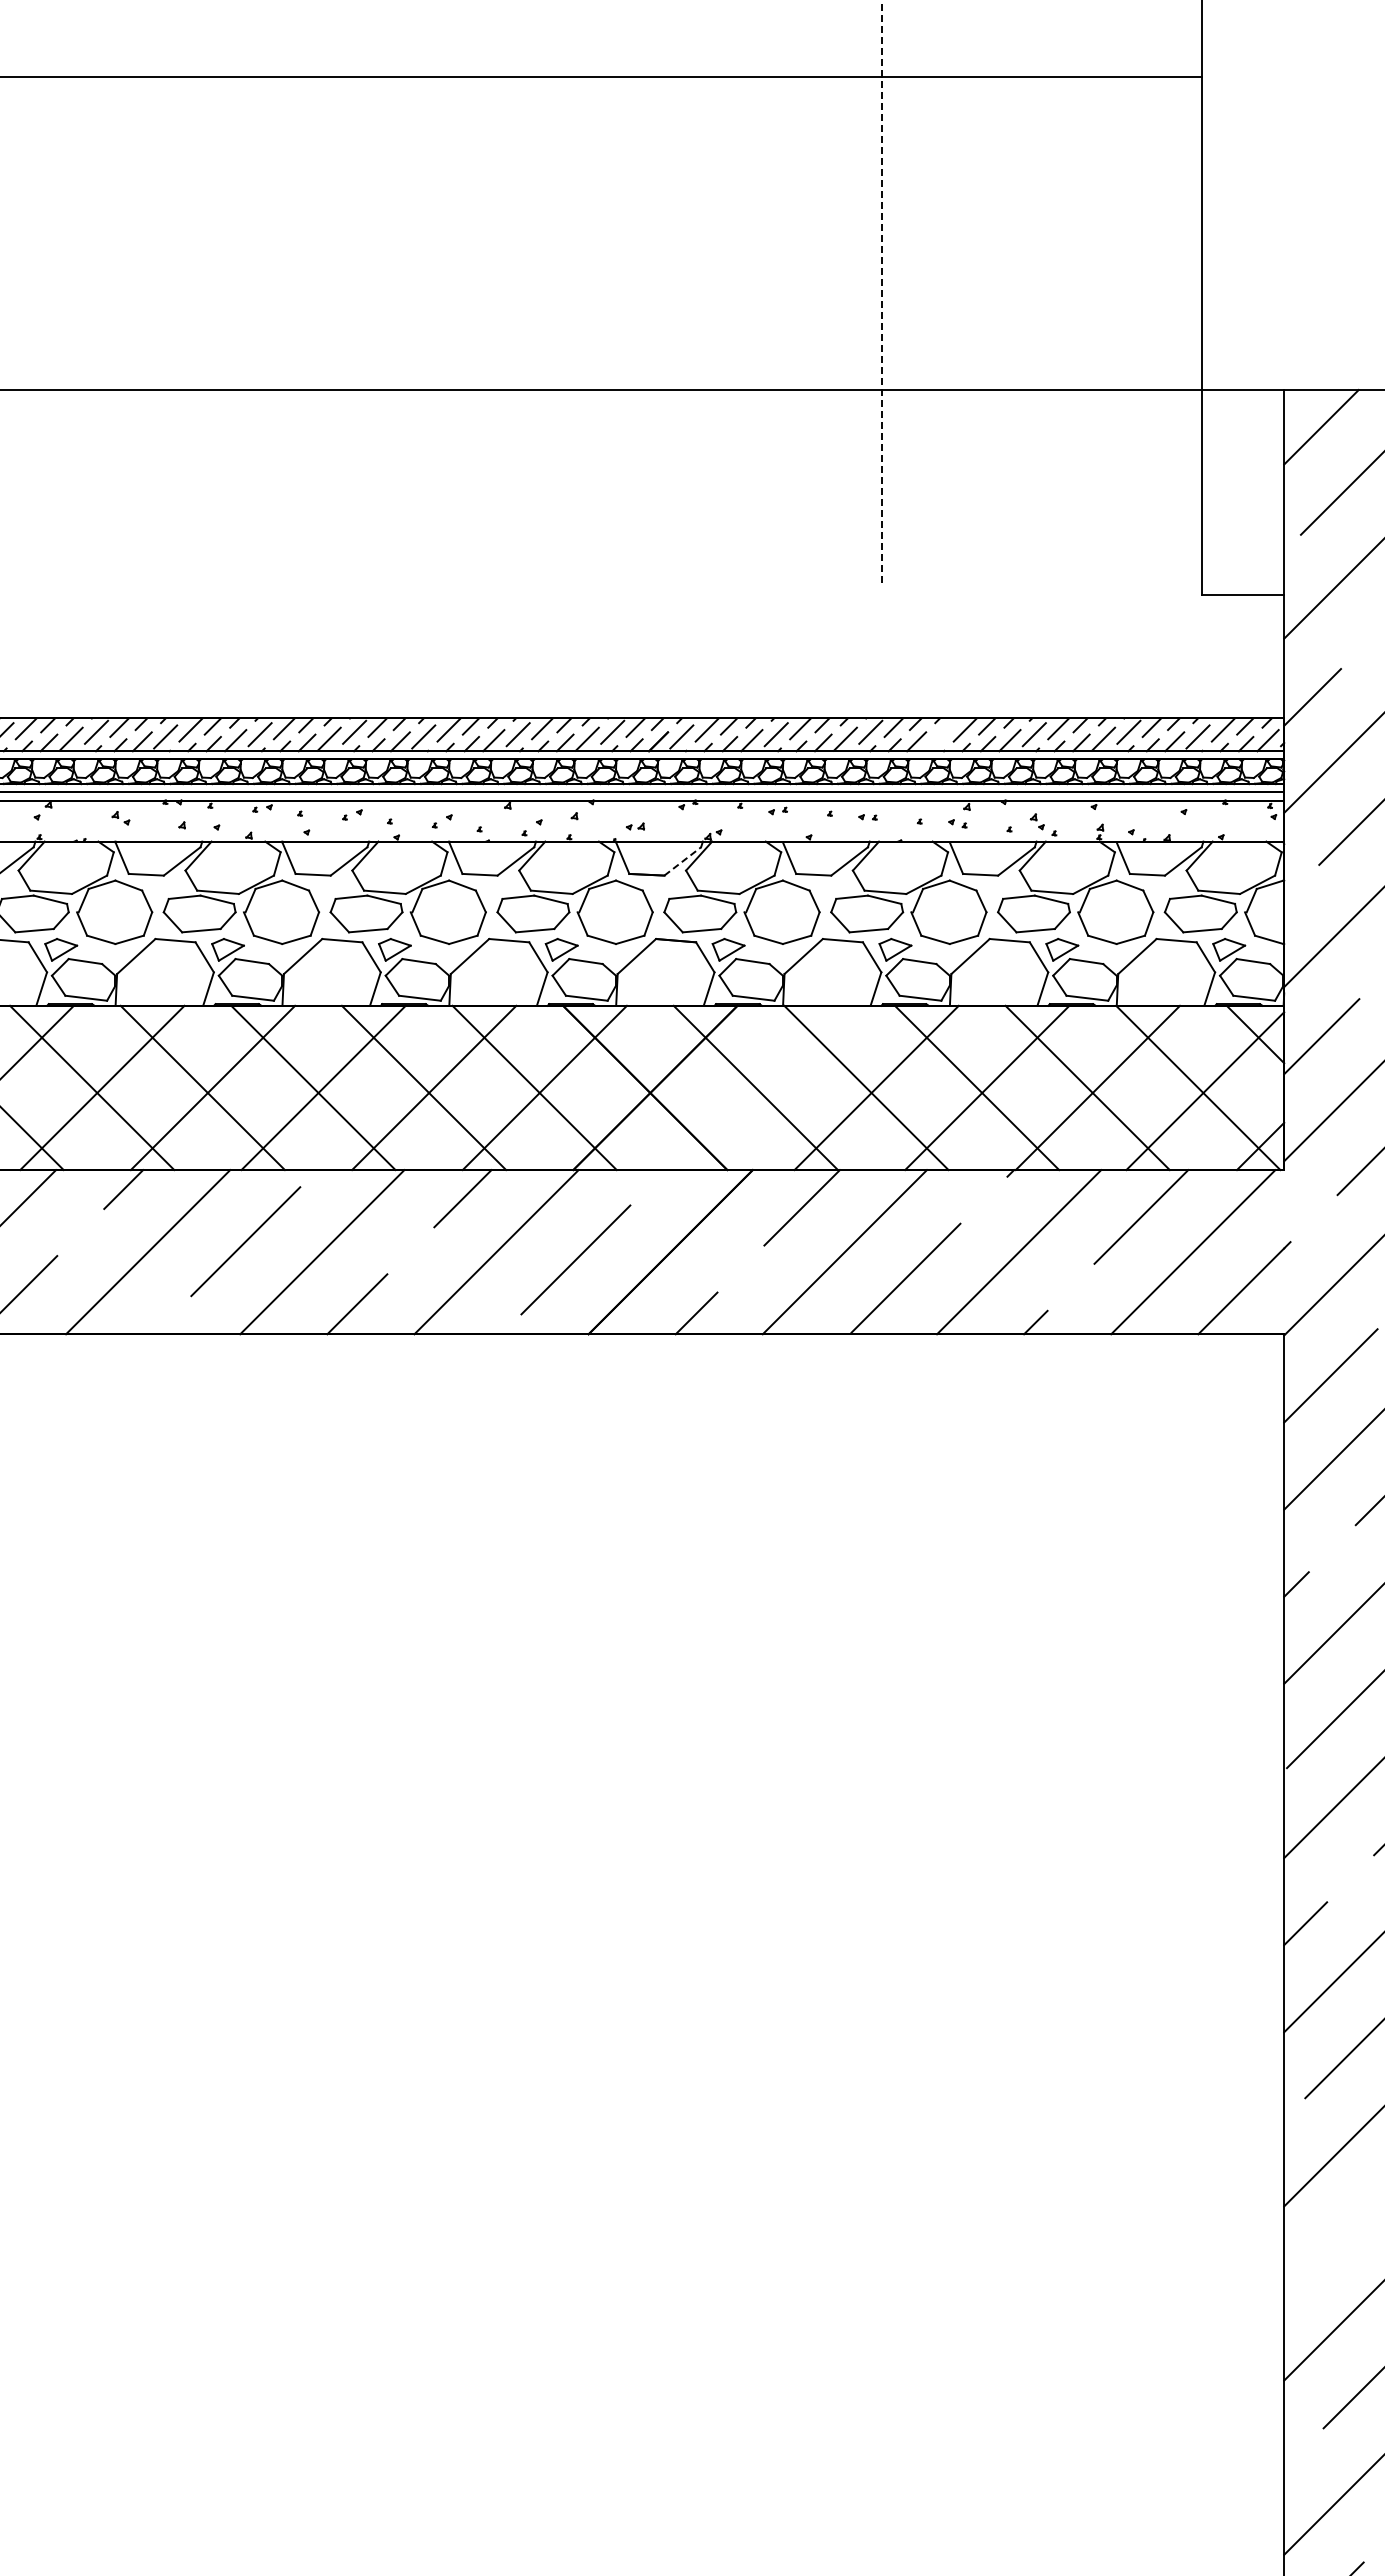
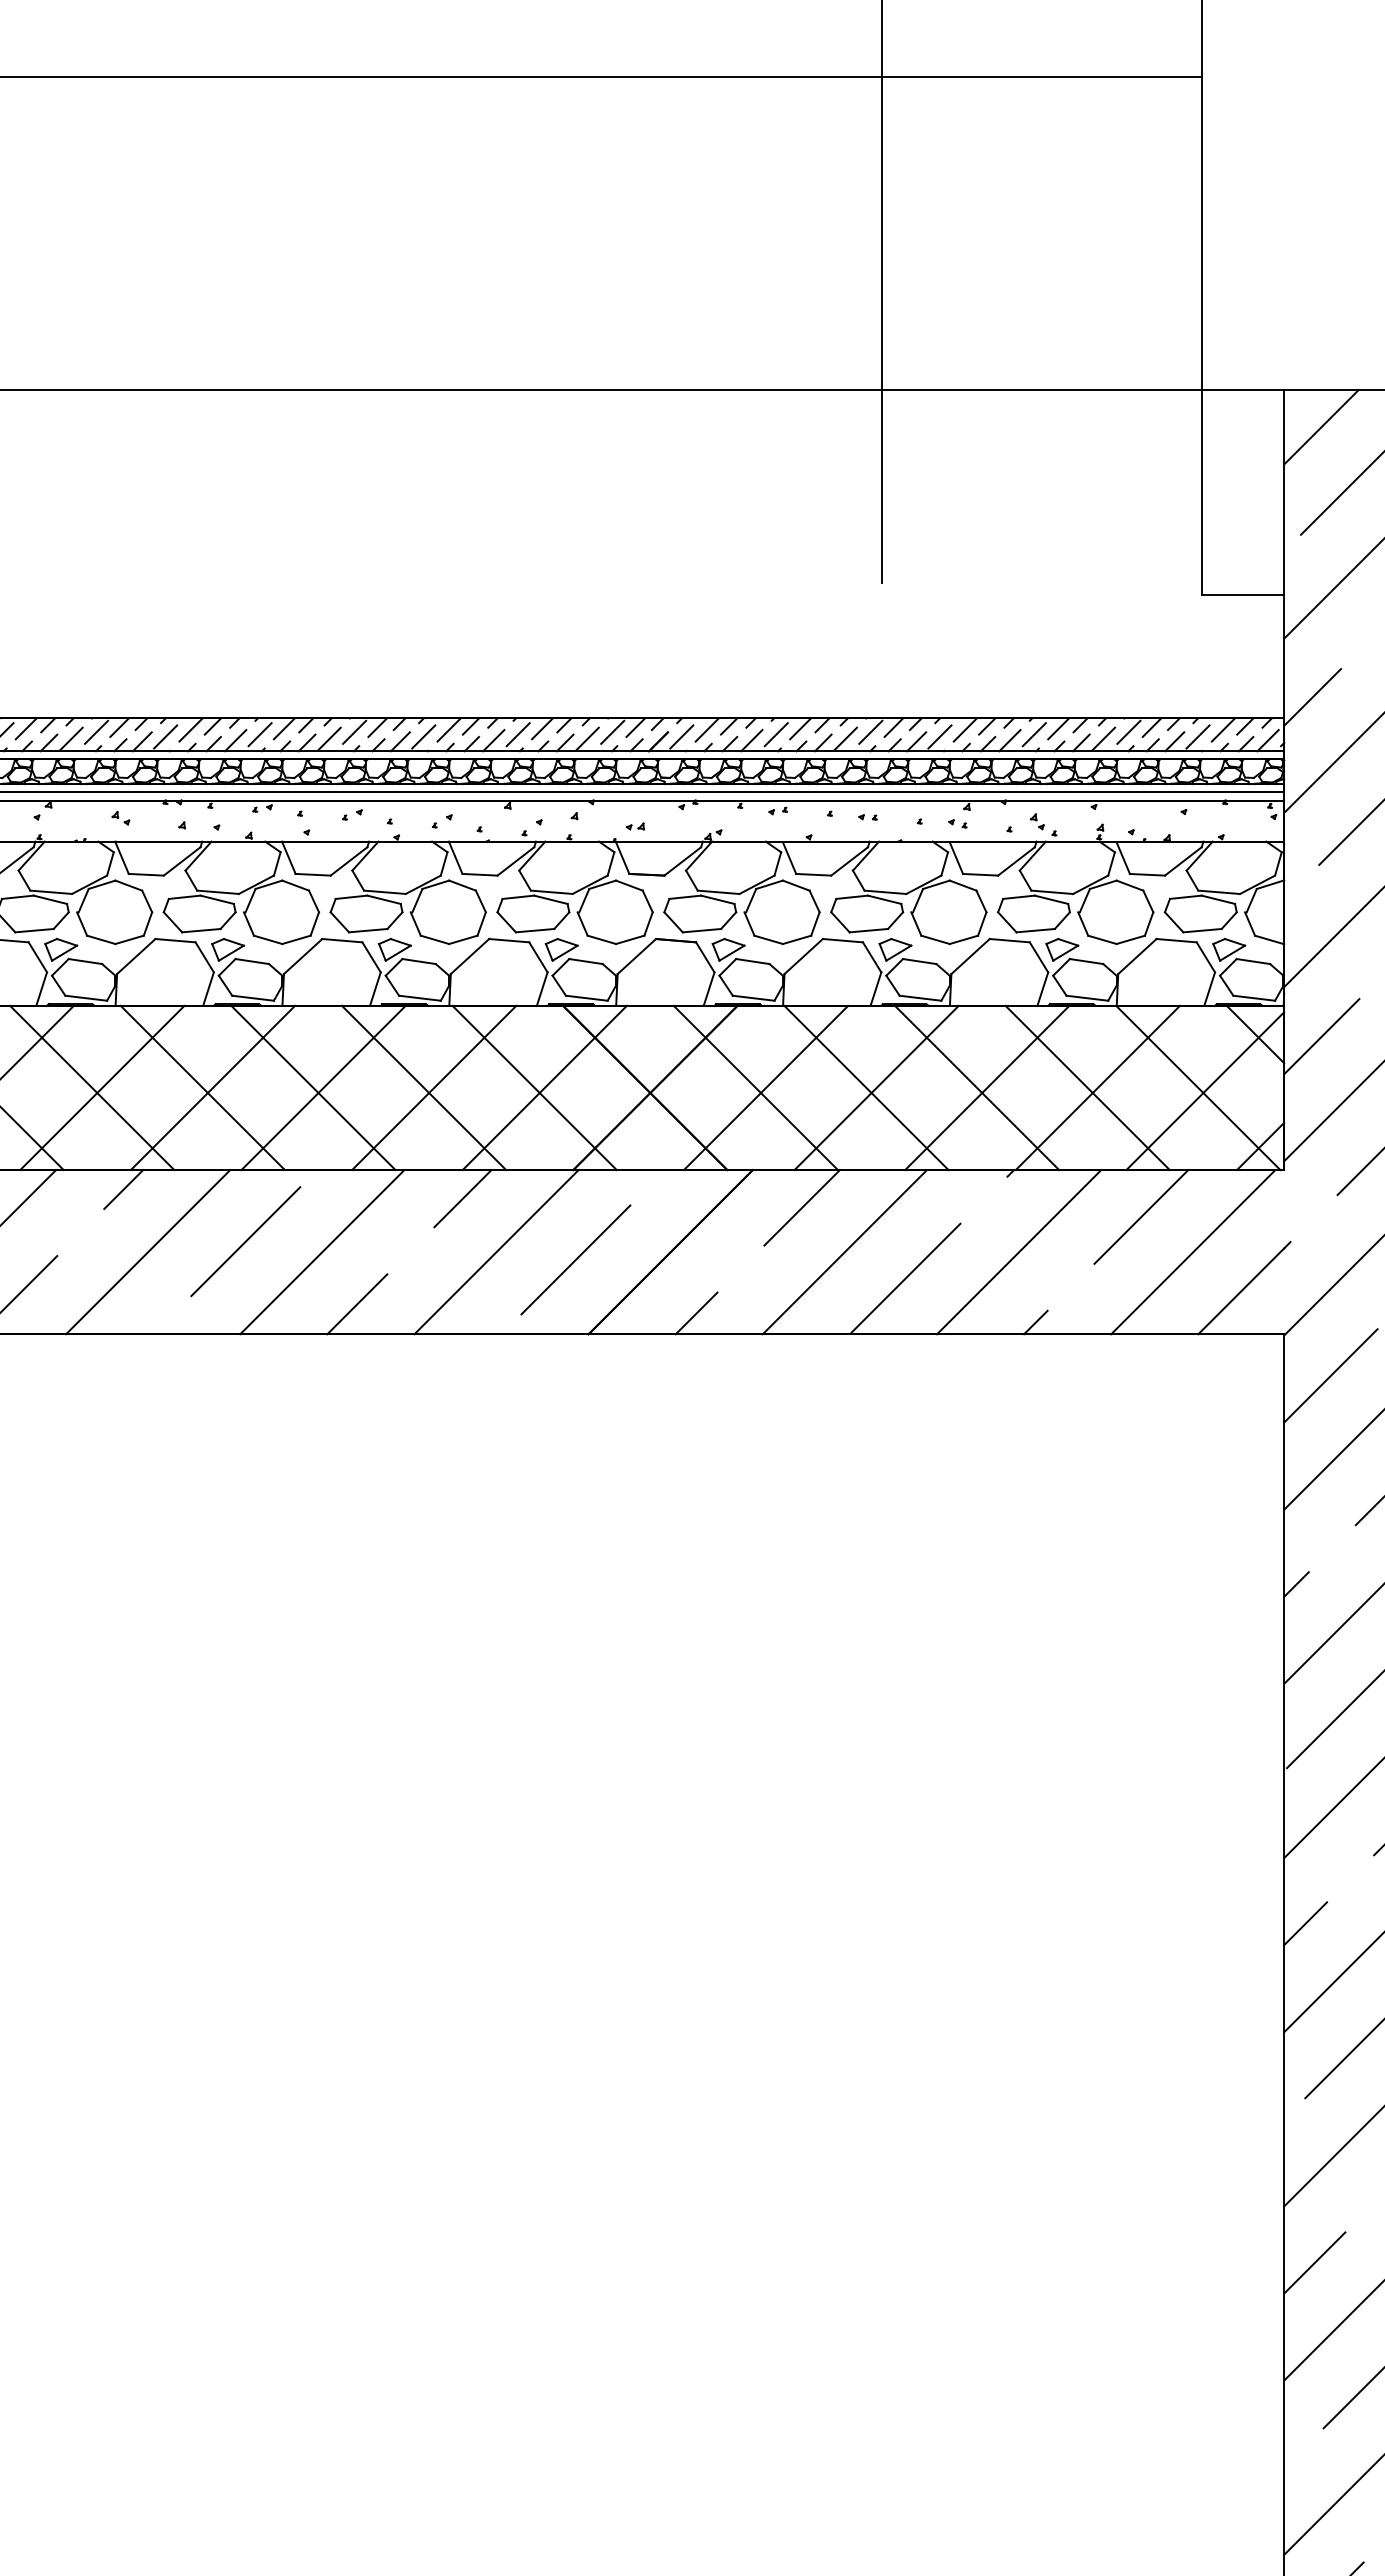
line: dashed -> solid (881, 291)
line: none -> present (939, 736)
line: dashed -> solid (683, 861)
line: none -> present (765, 1087)
line: none -> present (1314, 2262)
